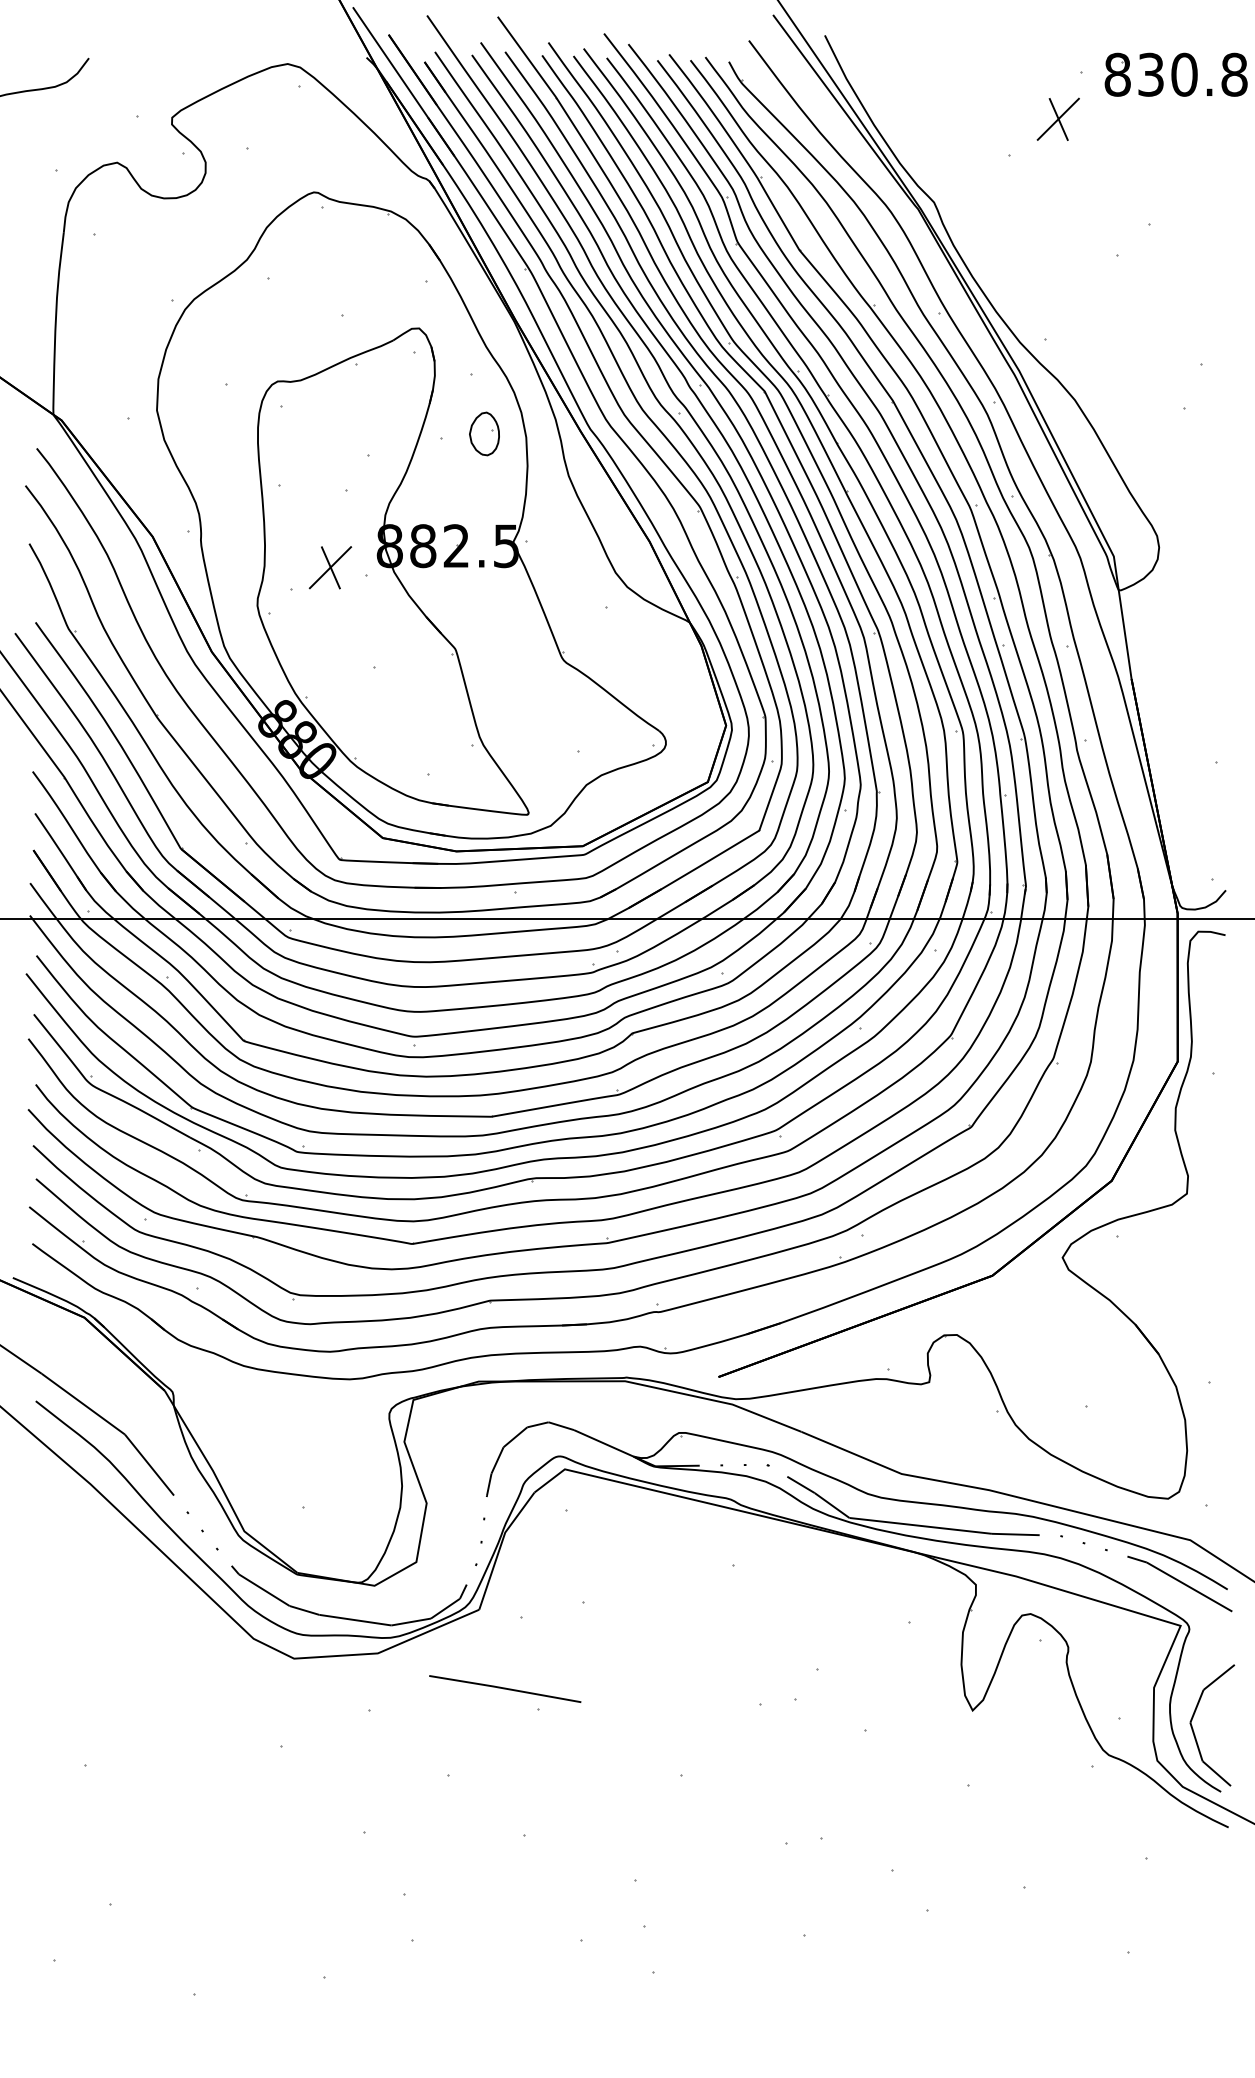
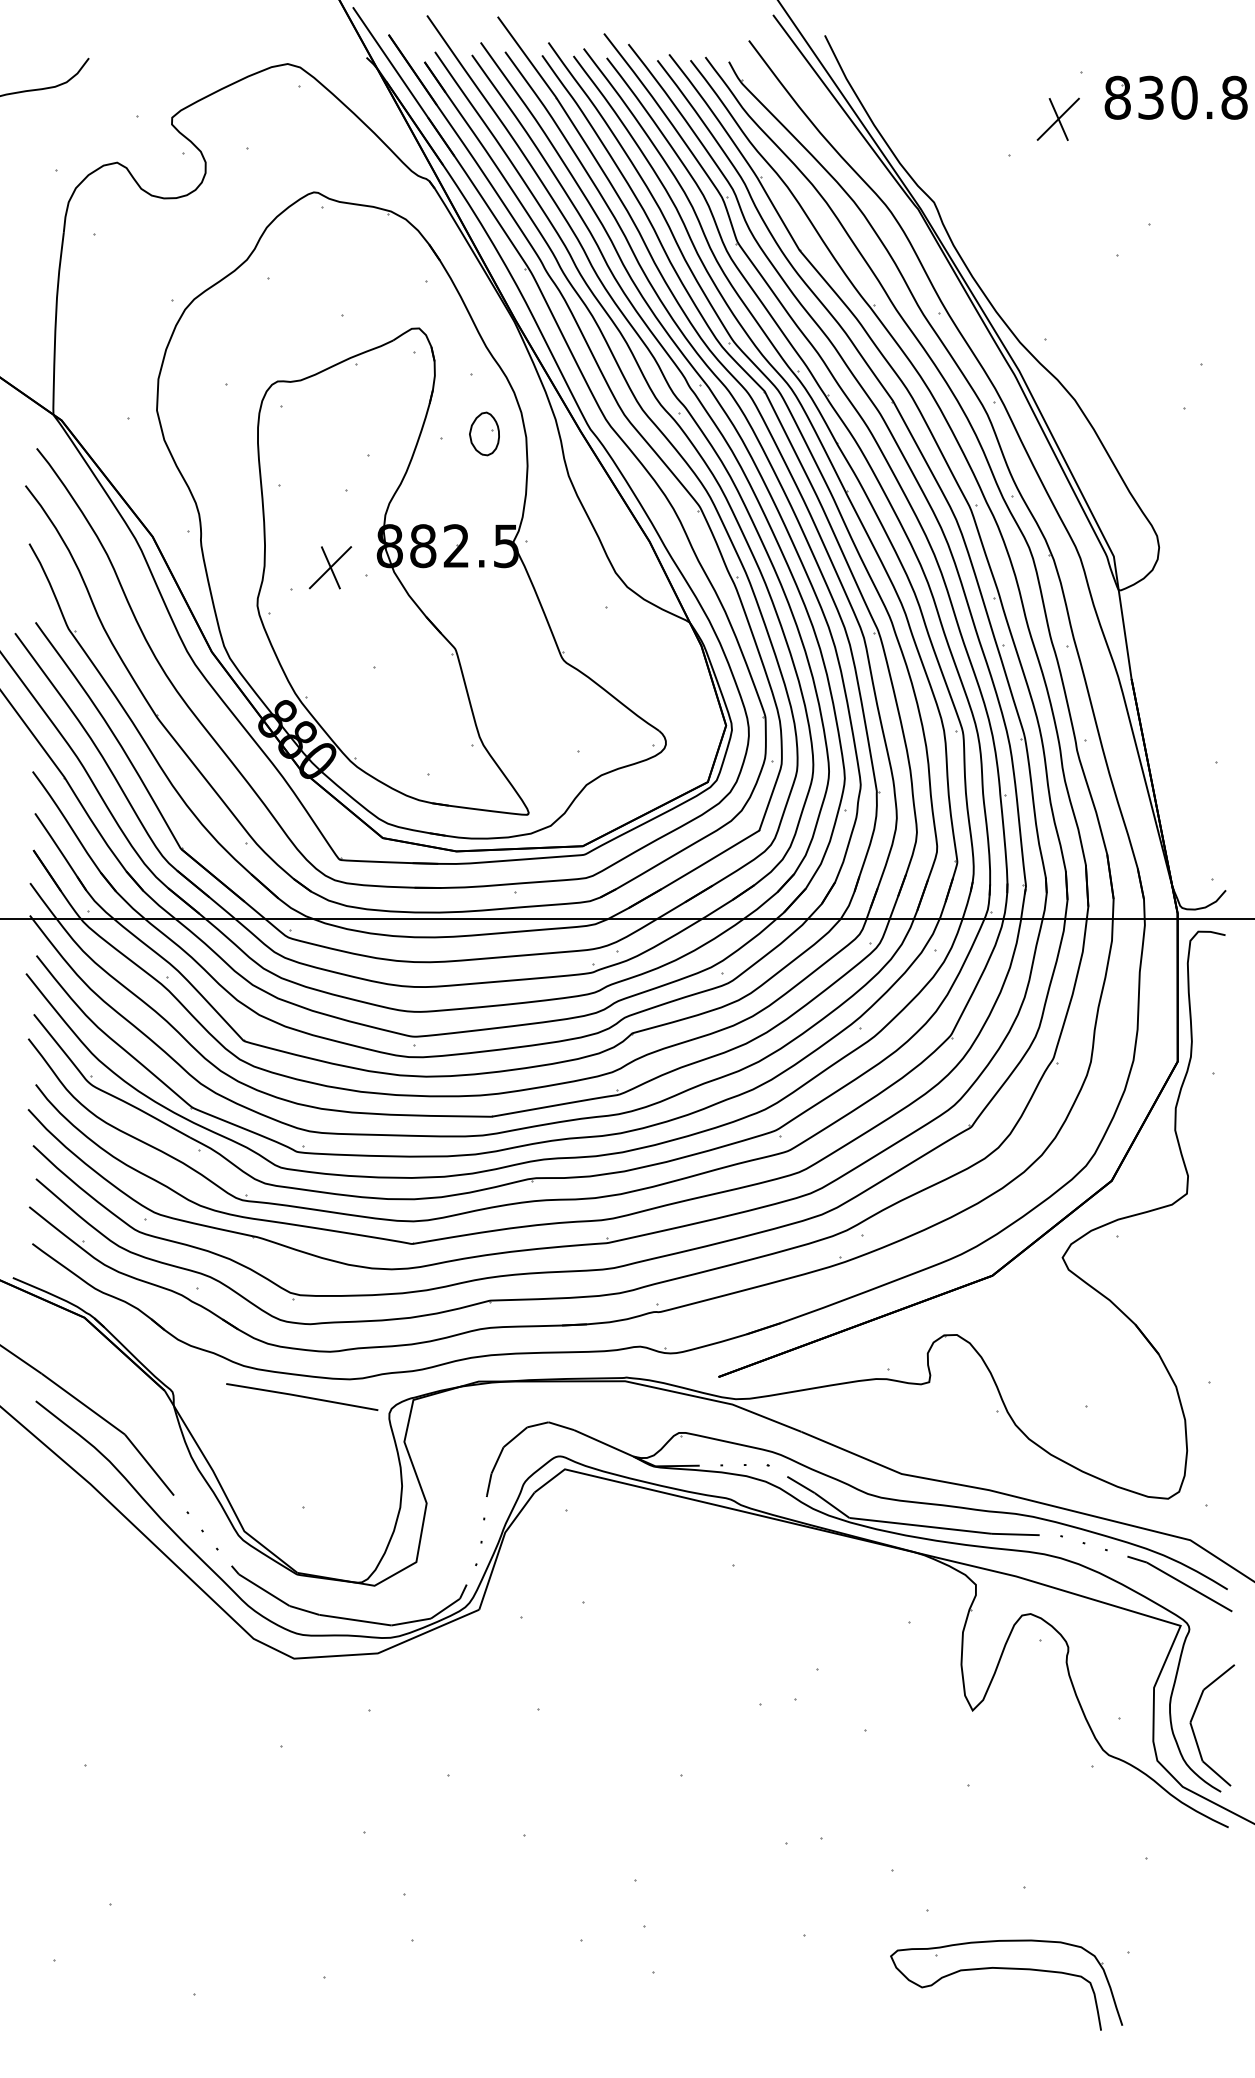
part position: (1175, 74) -> (1175, 97) (1175, 97)
line position: (505, 1688) -> (302, 1396) (302, 1396)
part: none -> present (1006, 1969)
